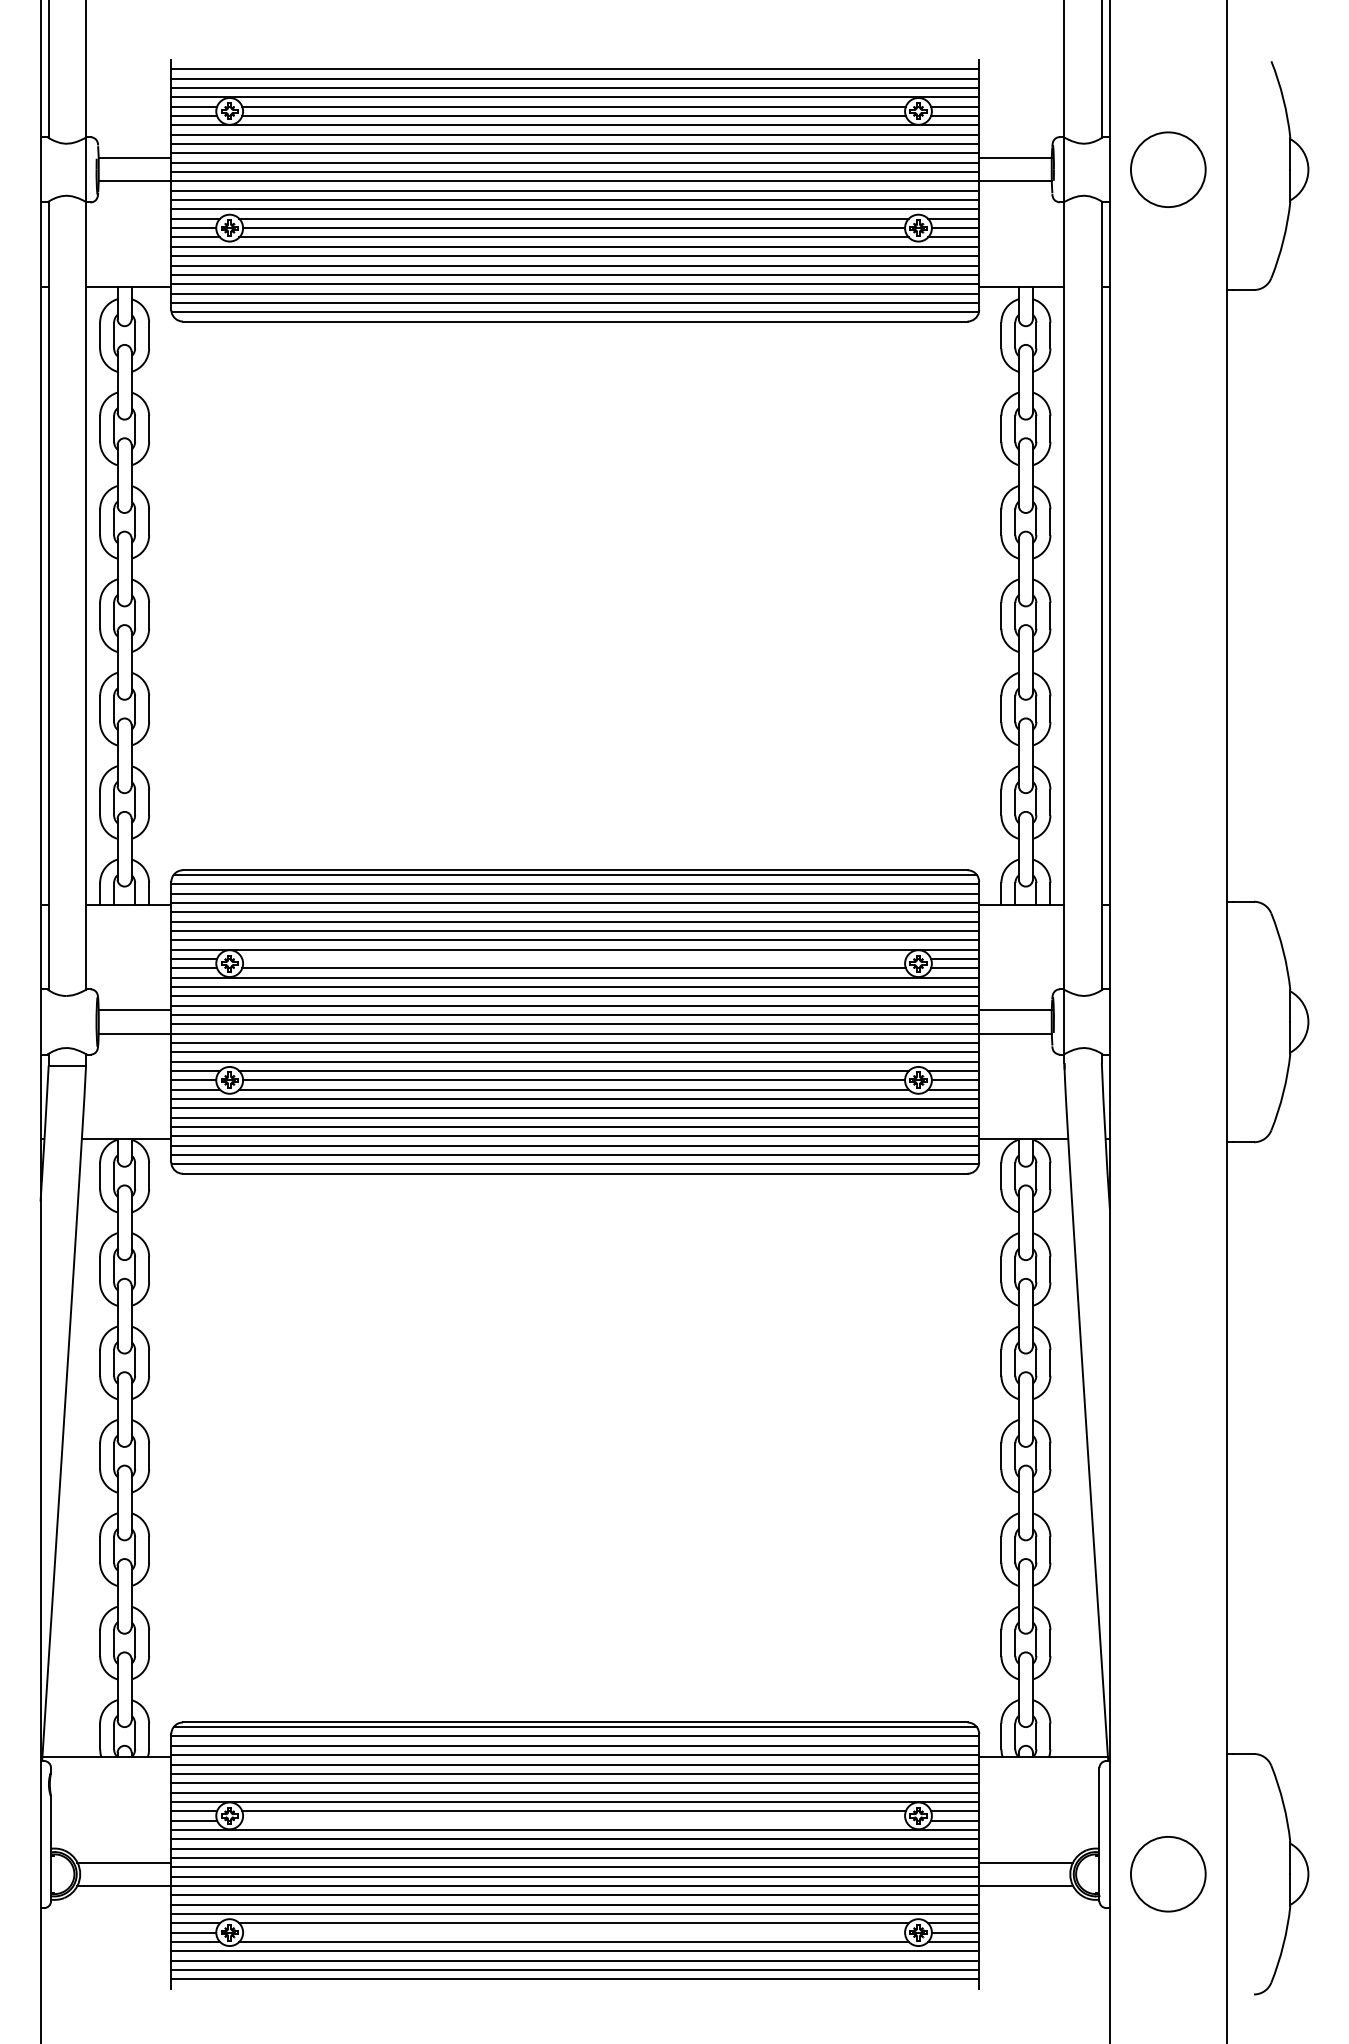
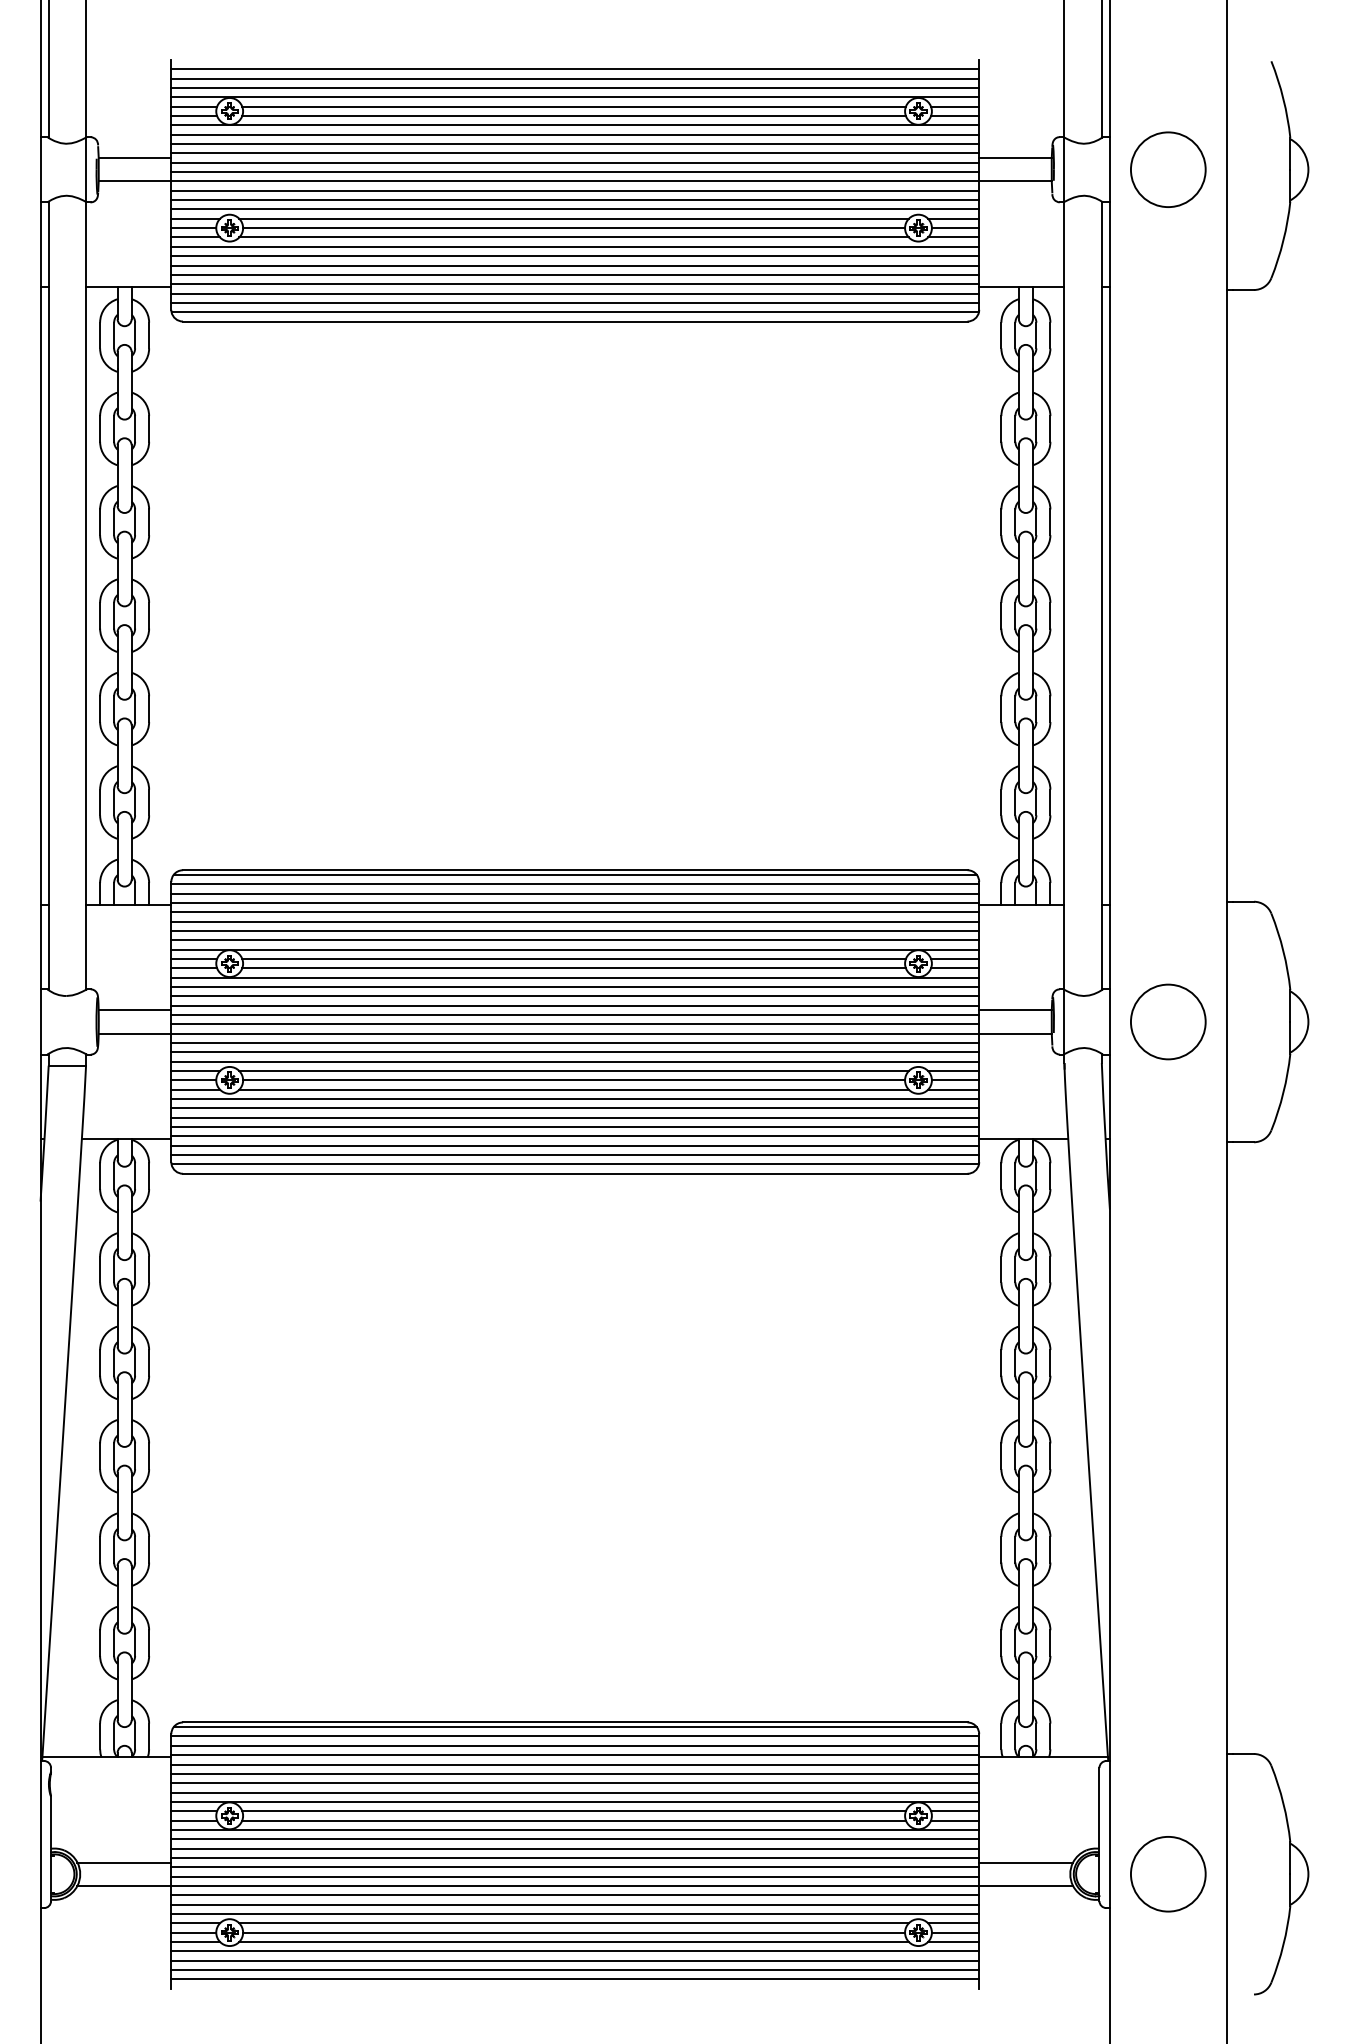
line: none -> present (573, 958)
circle: none -> present (1168, 1021)
line: none -> present (573, 1820)
line: none -> present (574, 1932)
